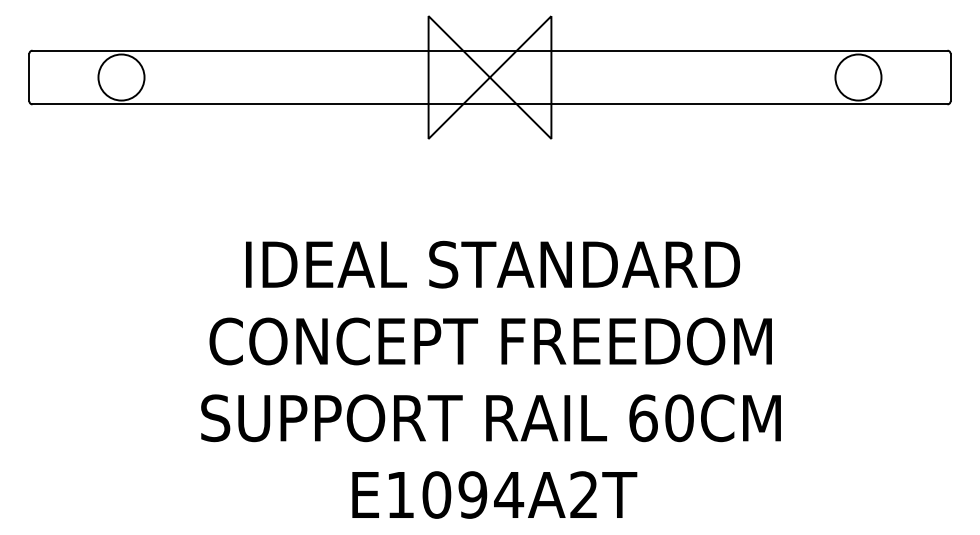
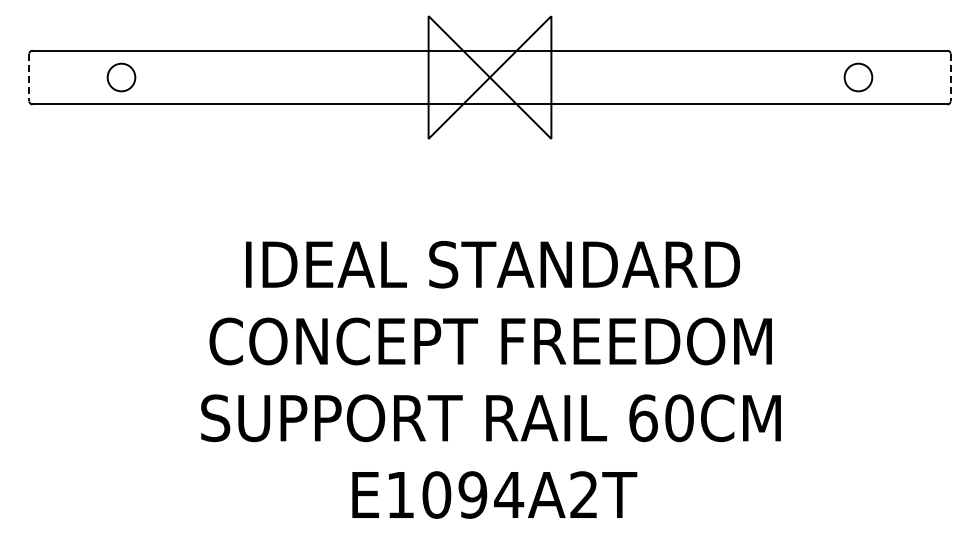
line: solid -> dashed (29, 77)
circle diameter: 46 px -> 28 px (121, 77)
circle diameter: 46 px -> 28 px (858, 77)
line: solid -> dashed (950, 77)
